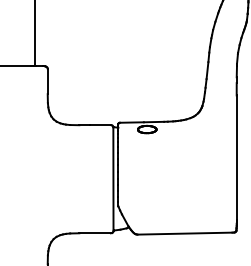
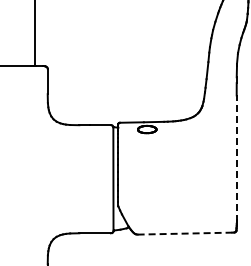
line: solid -> dashed (236, 158)
line: solid -> dashed (185, 233)
